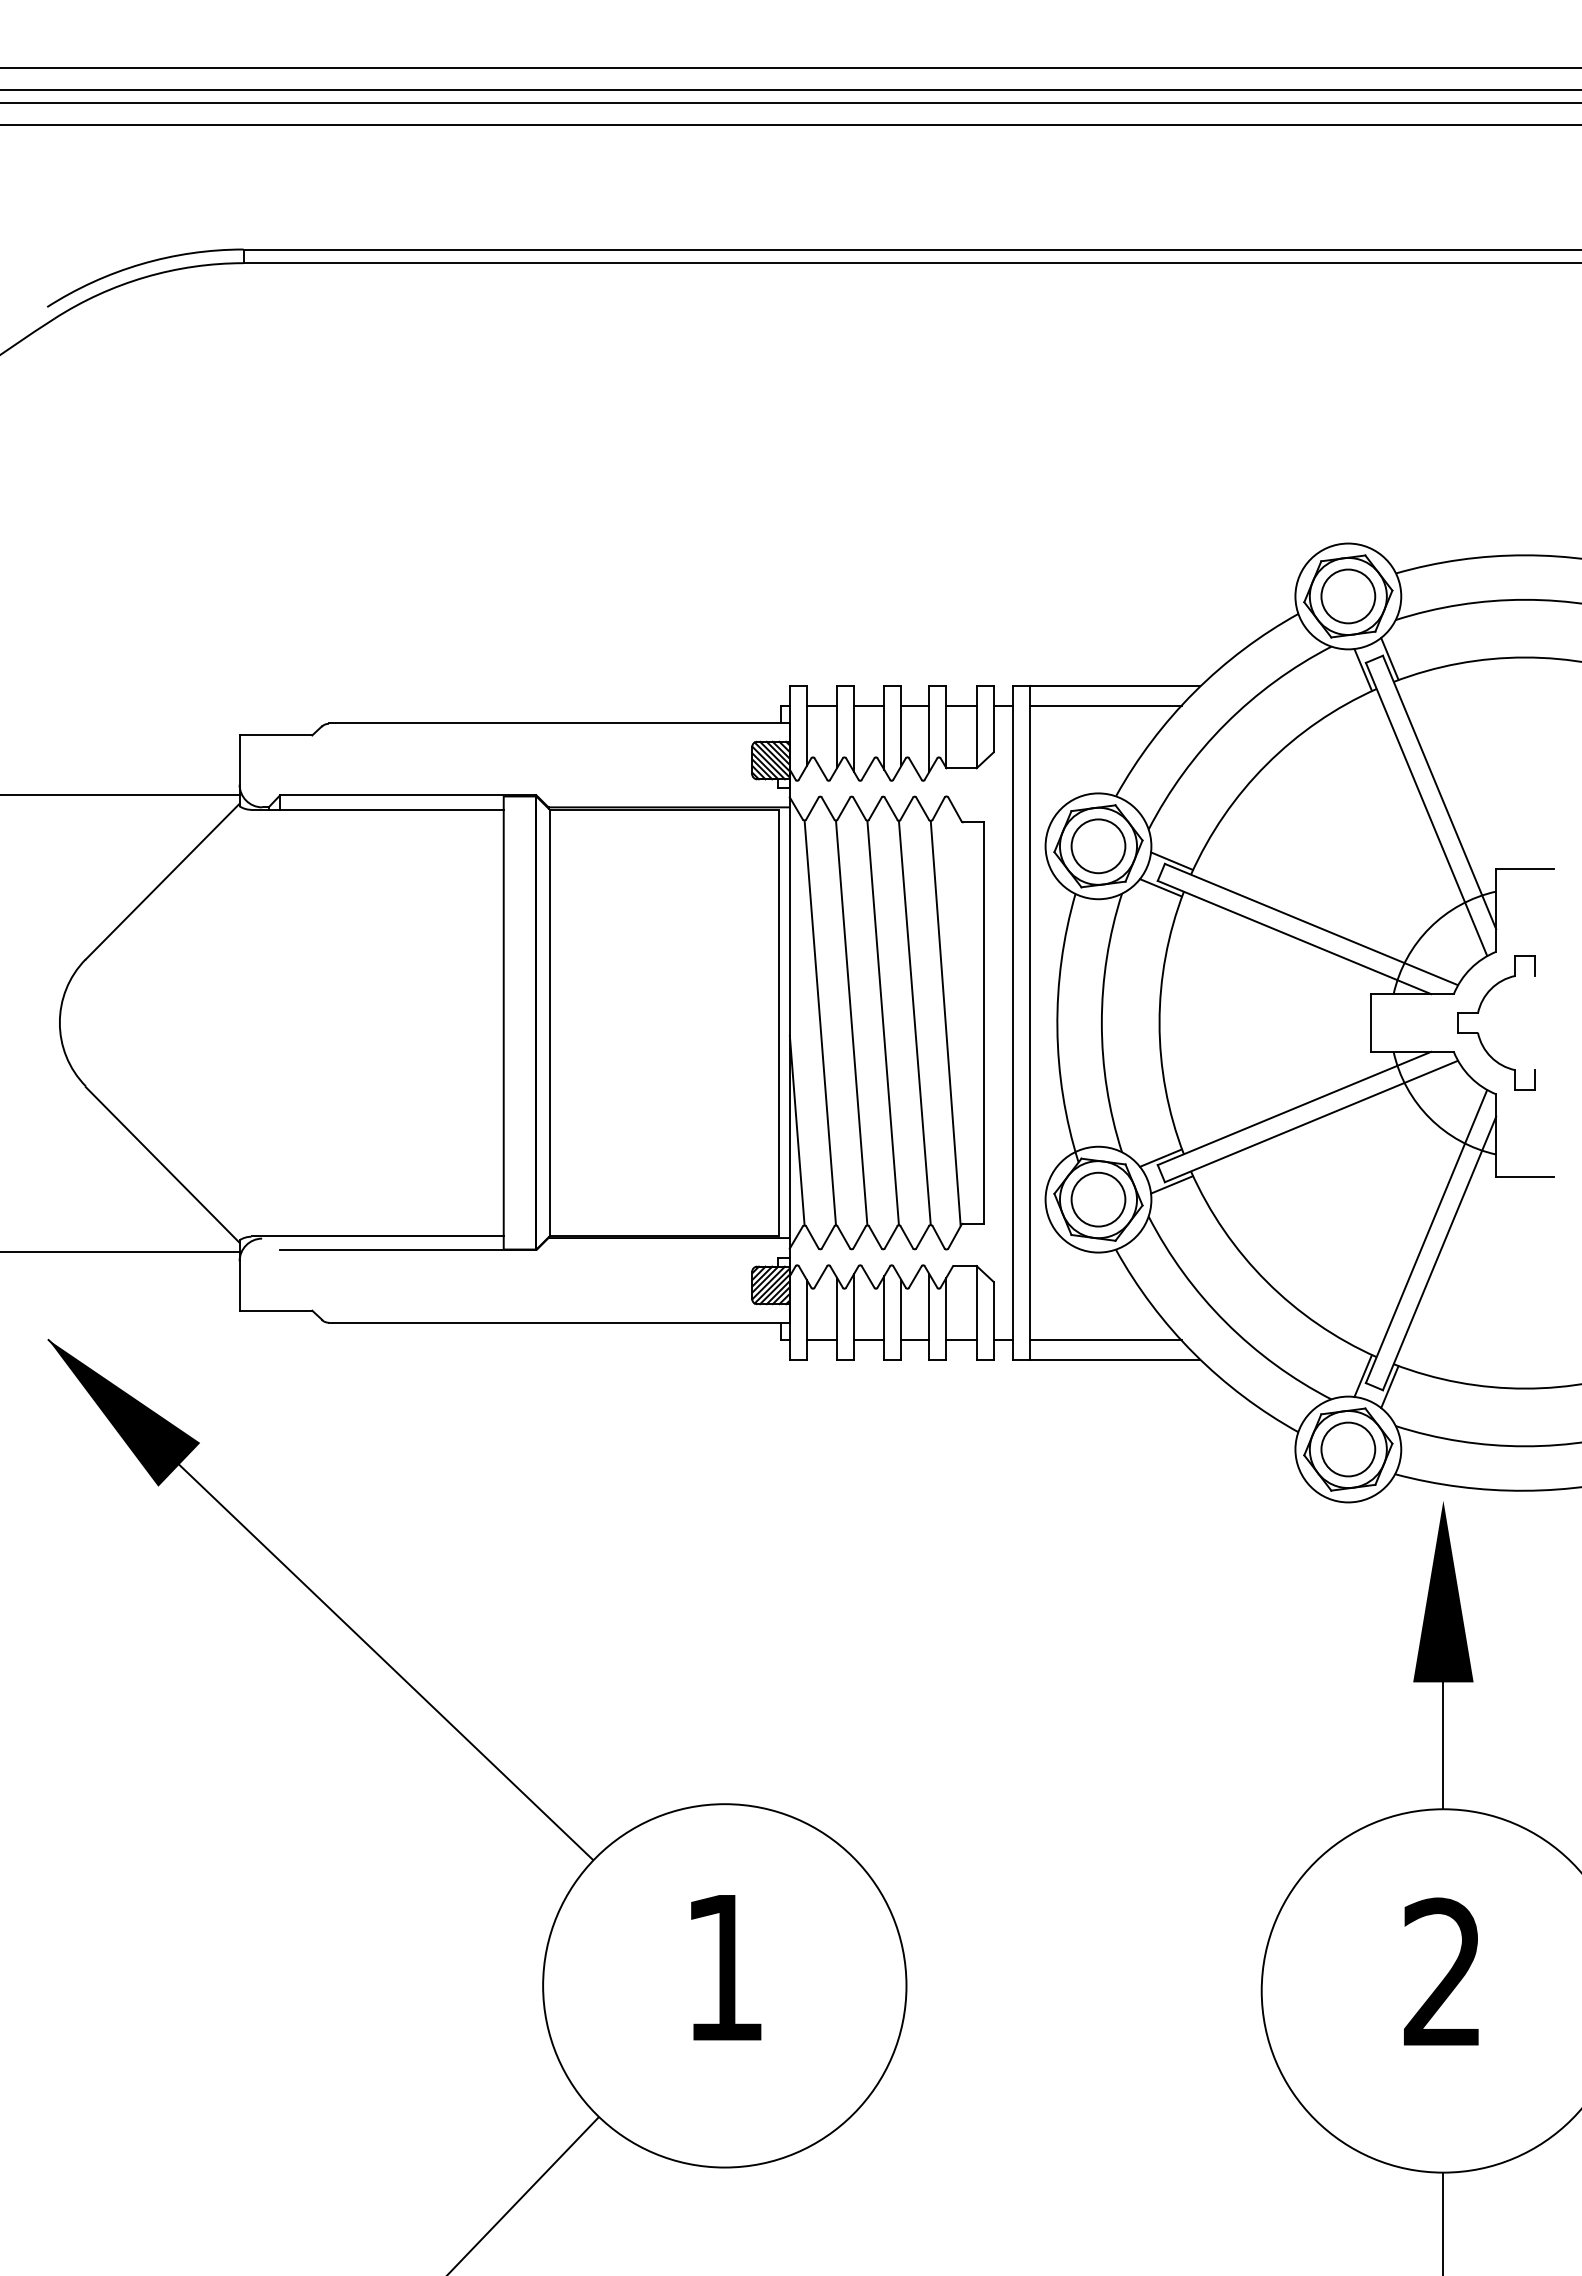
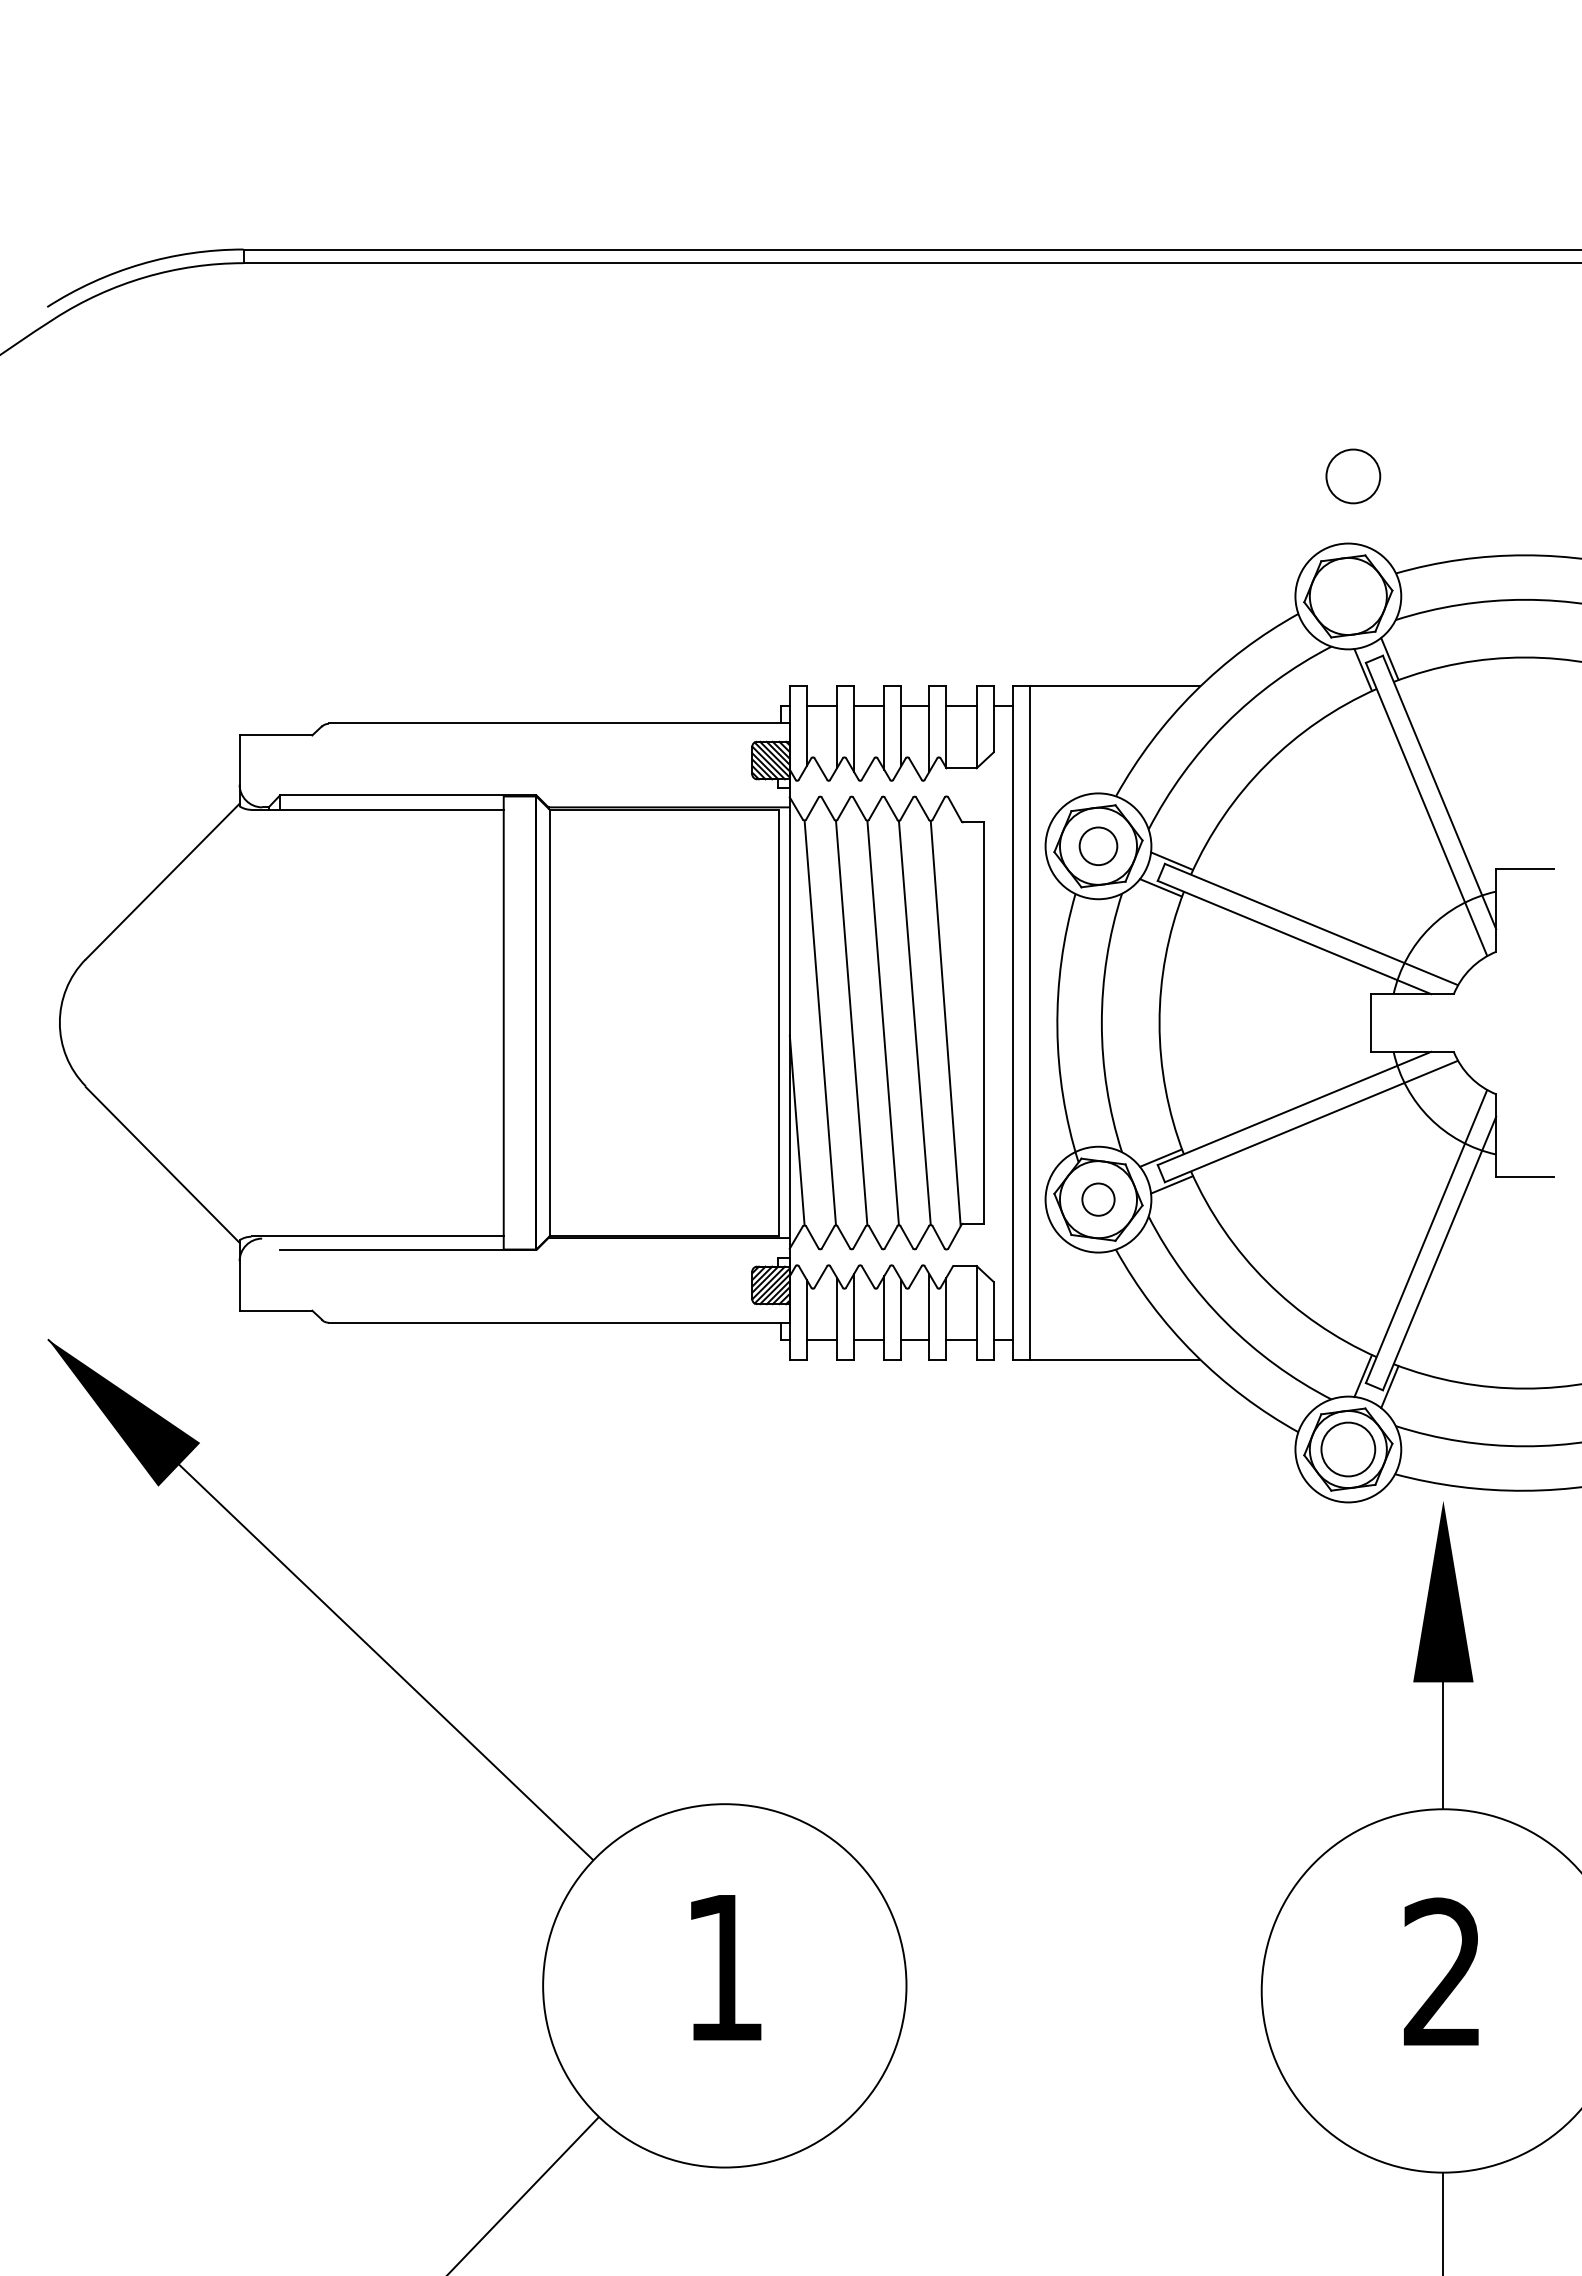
line: present -> none (790, 68)
line: present -> none (790, 90)
line: present -> none (790, 103)
line: present -> none (790, 125)
circle position: (1348, 596) -> (1353, 476) (1353, 476)
line: present -> none (1105, 705)
line: present -> none (120, 795)
circle diameter: 54 px -> 38 px (1098, 846)
part: present -> none (1479, 1012)
circle diameter: 54 px -> 32 px (1098, 1199)
line: present -> none (120, 1251)
line: present -> none (1105, 1340)
